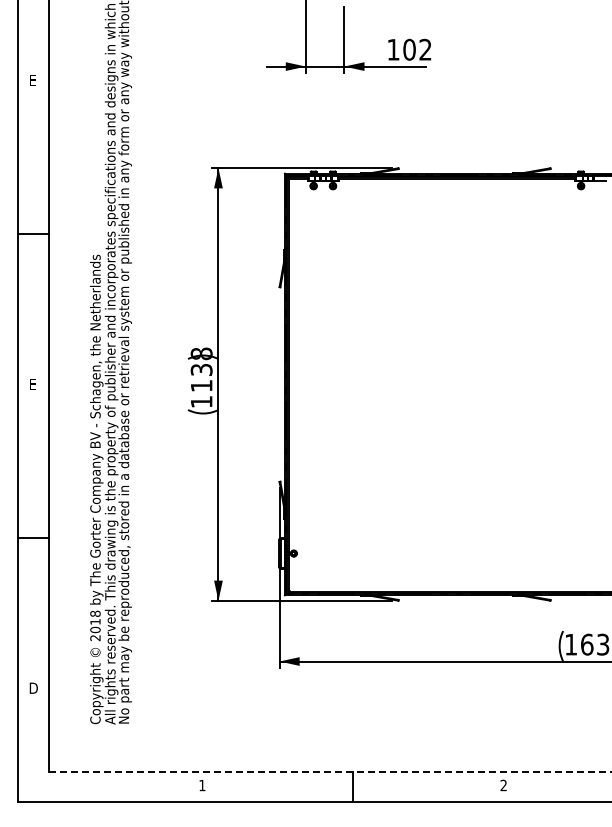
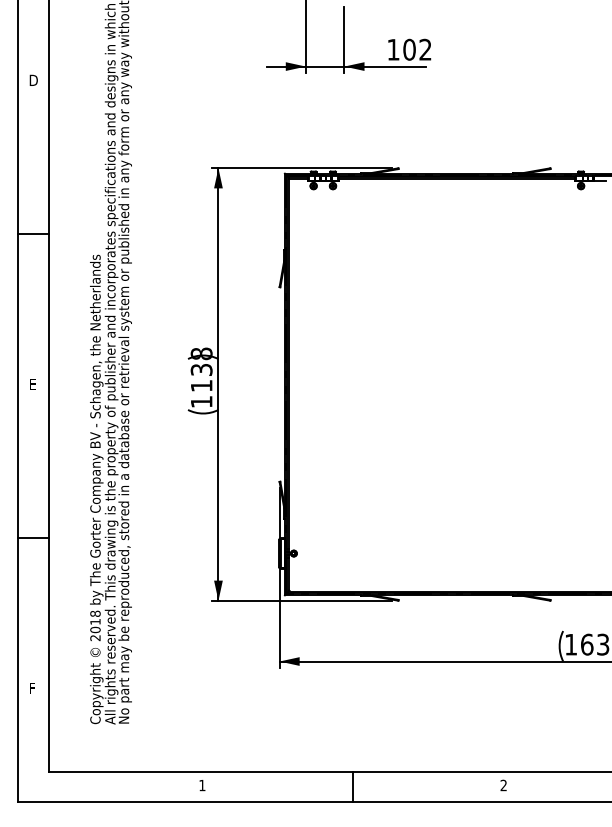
text: E -> D (33, 79)
text: D -> F (33, 687)
line: dashed -> solid (330, 771)
